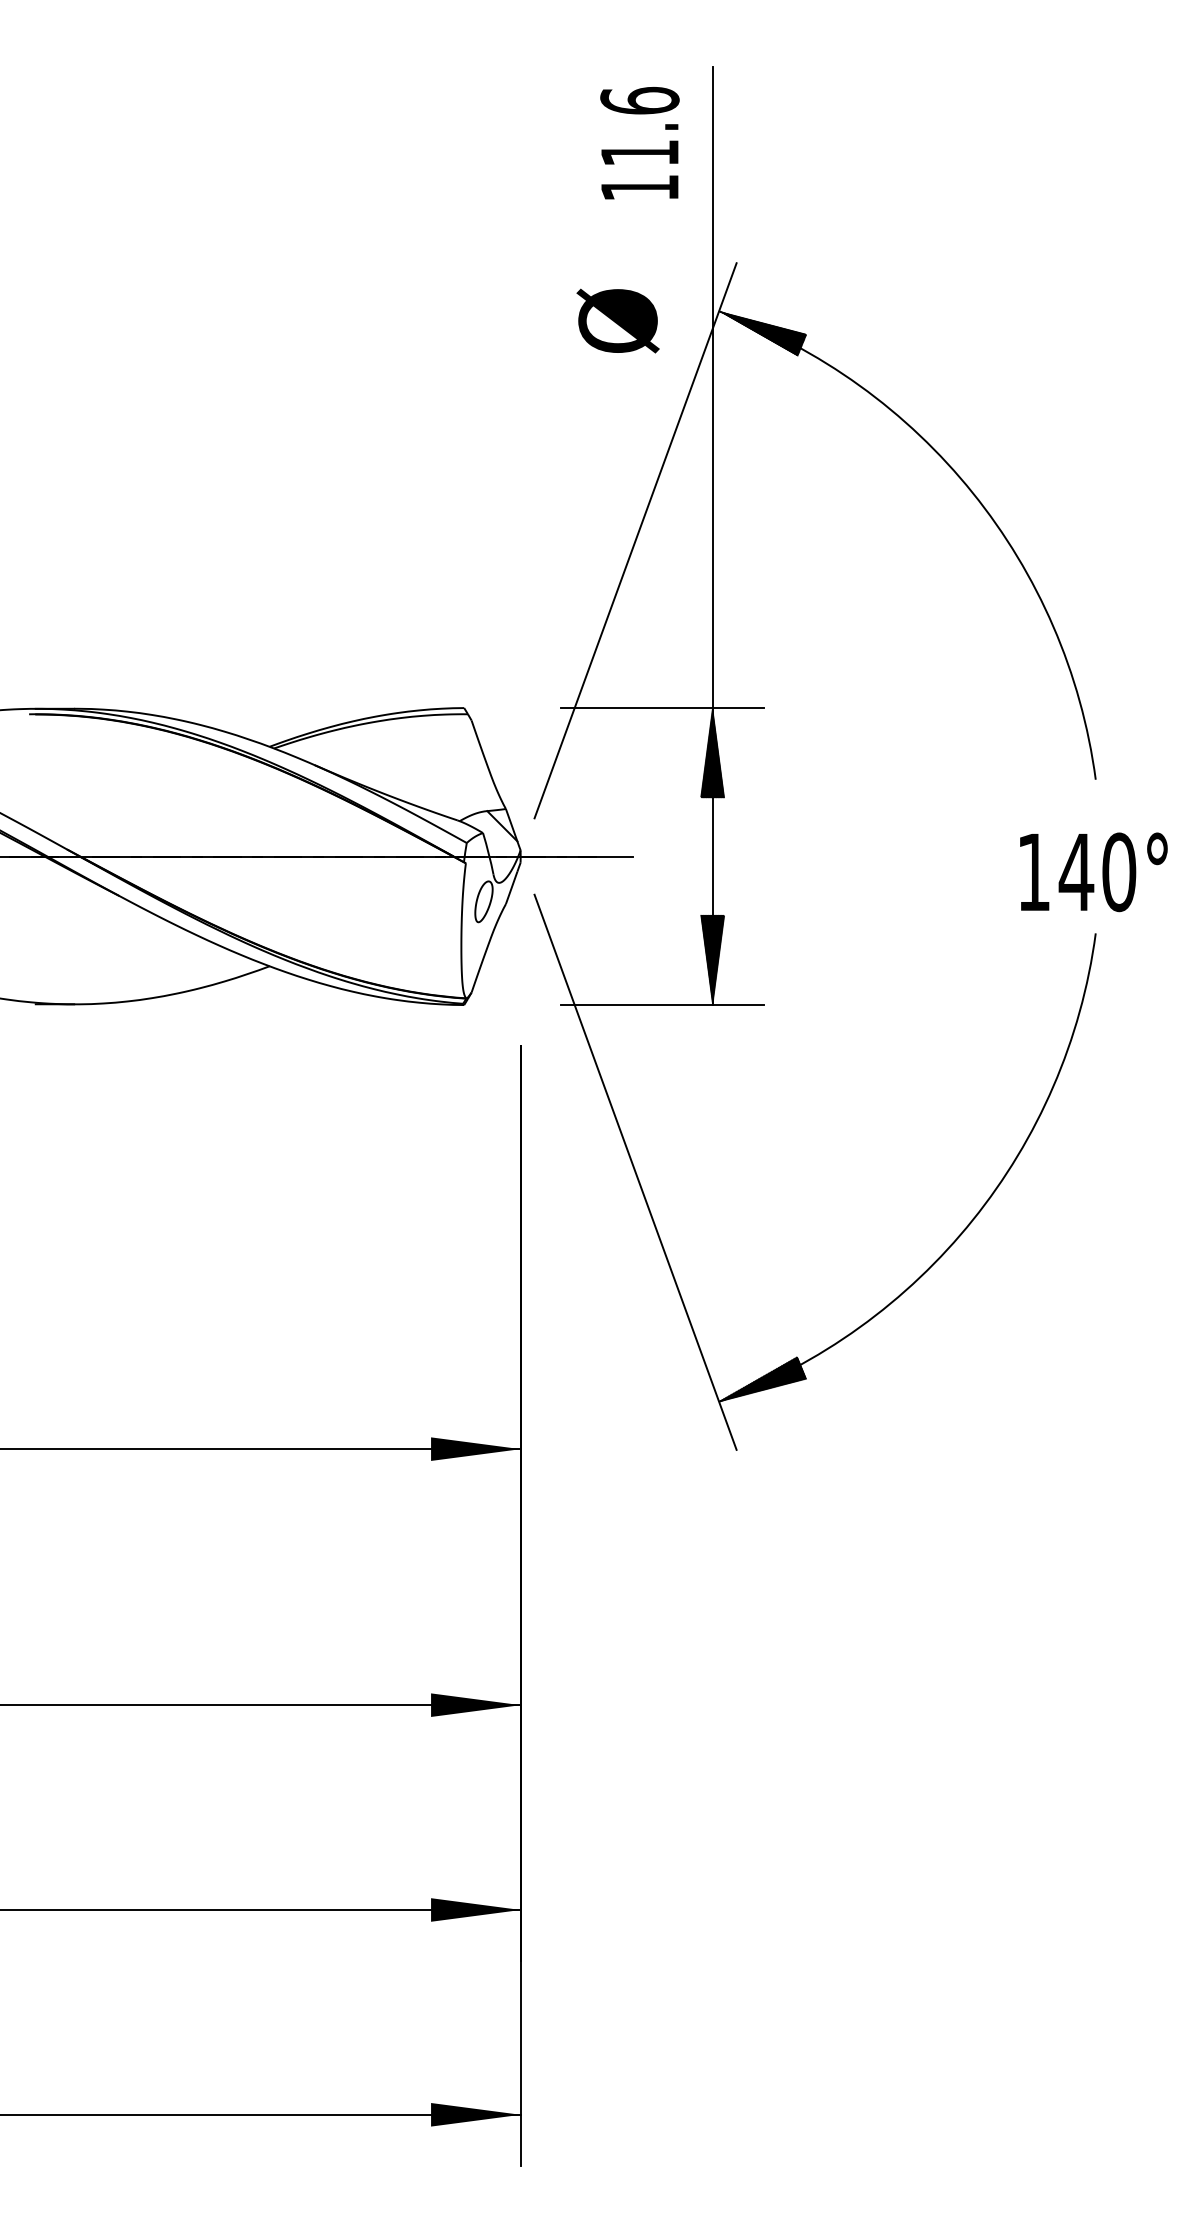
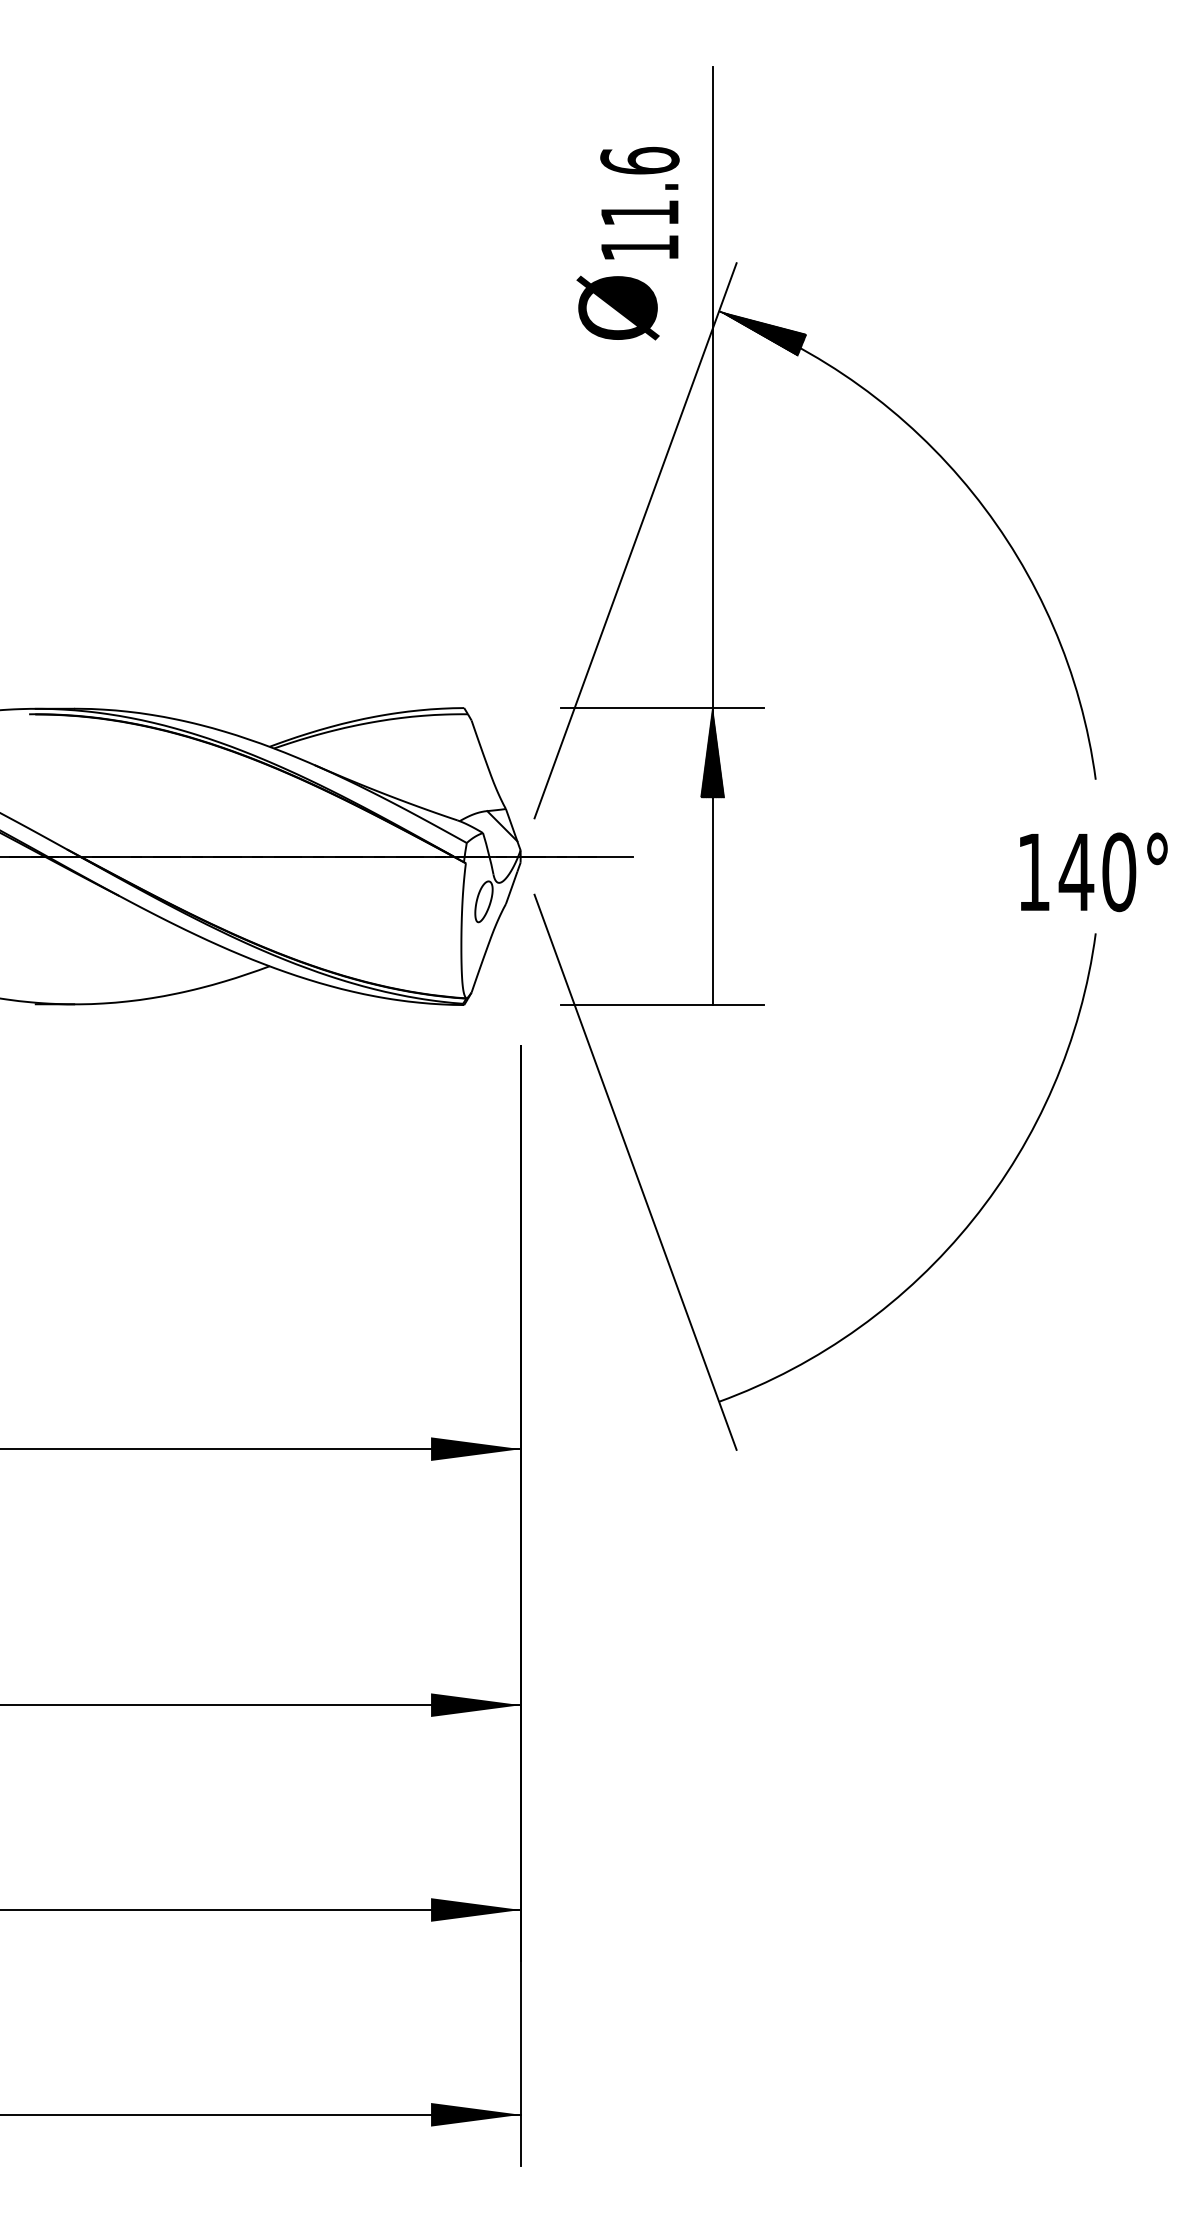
text position: (639, 143) -> (639, 203) (639, 203)
text position: (617, 320) -> (617, 307) (617, 307)
hatch: present -> none (712, 959)
hatch: present -> none (762, 1379)
